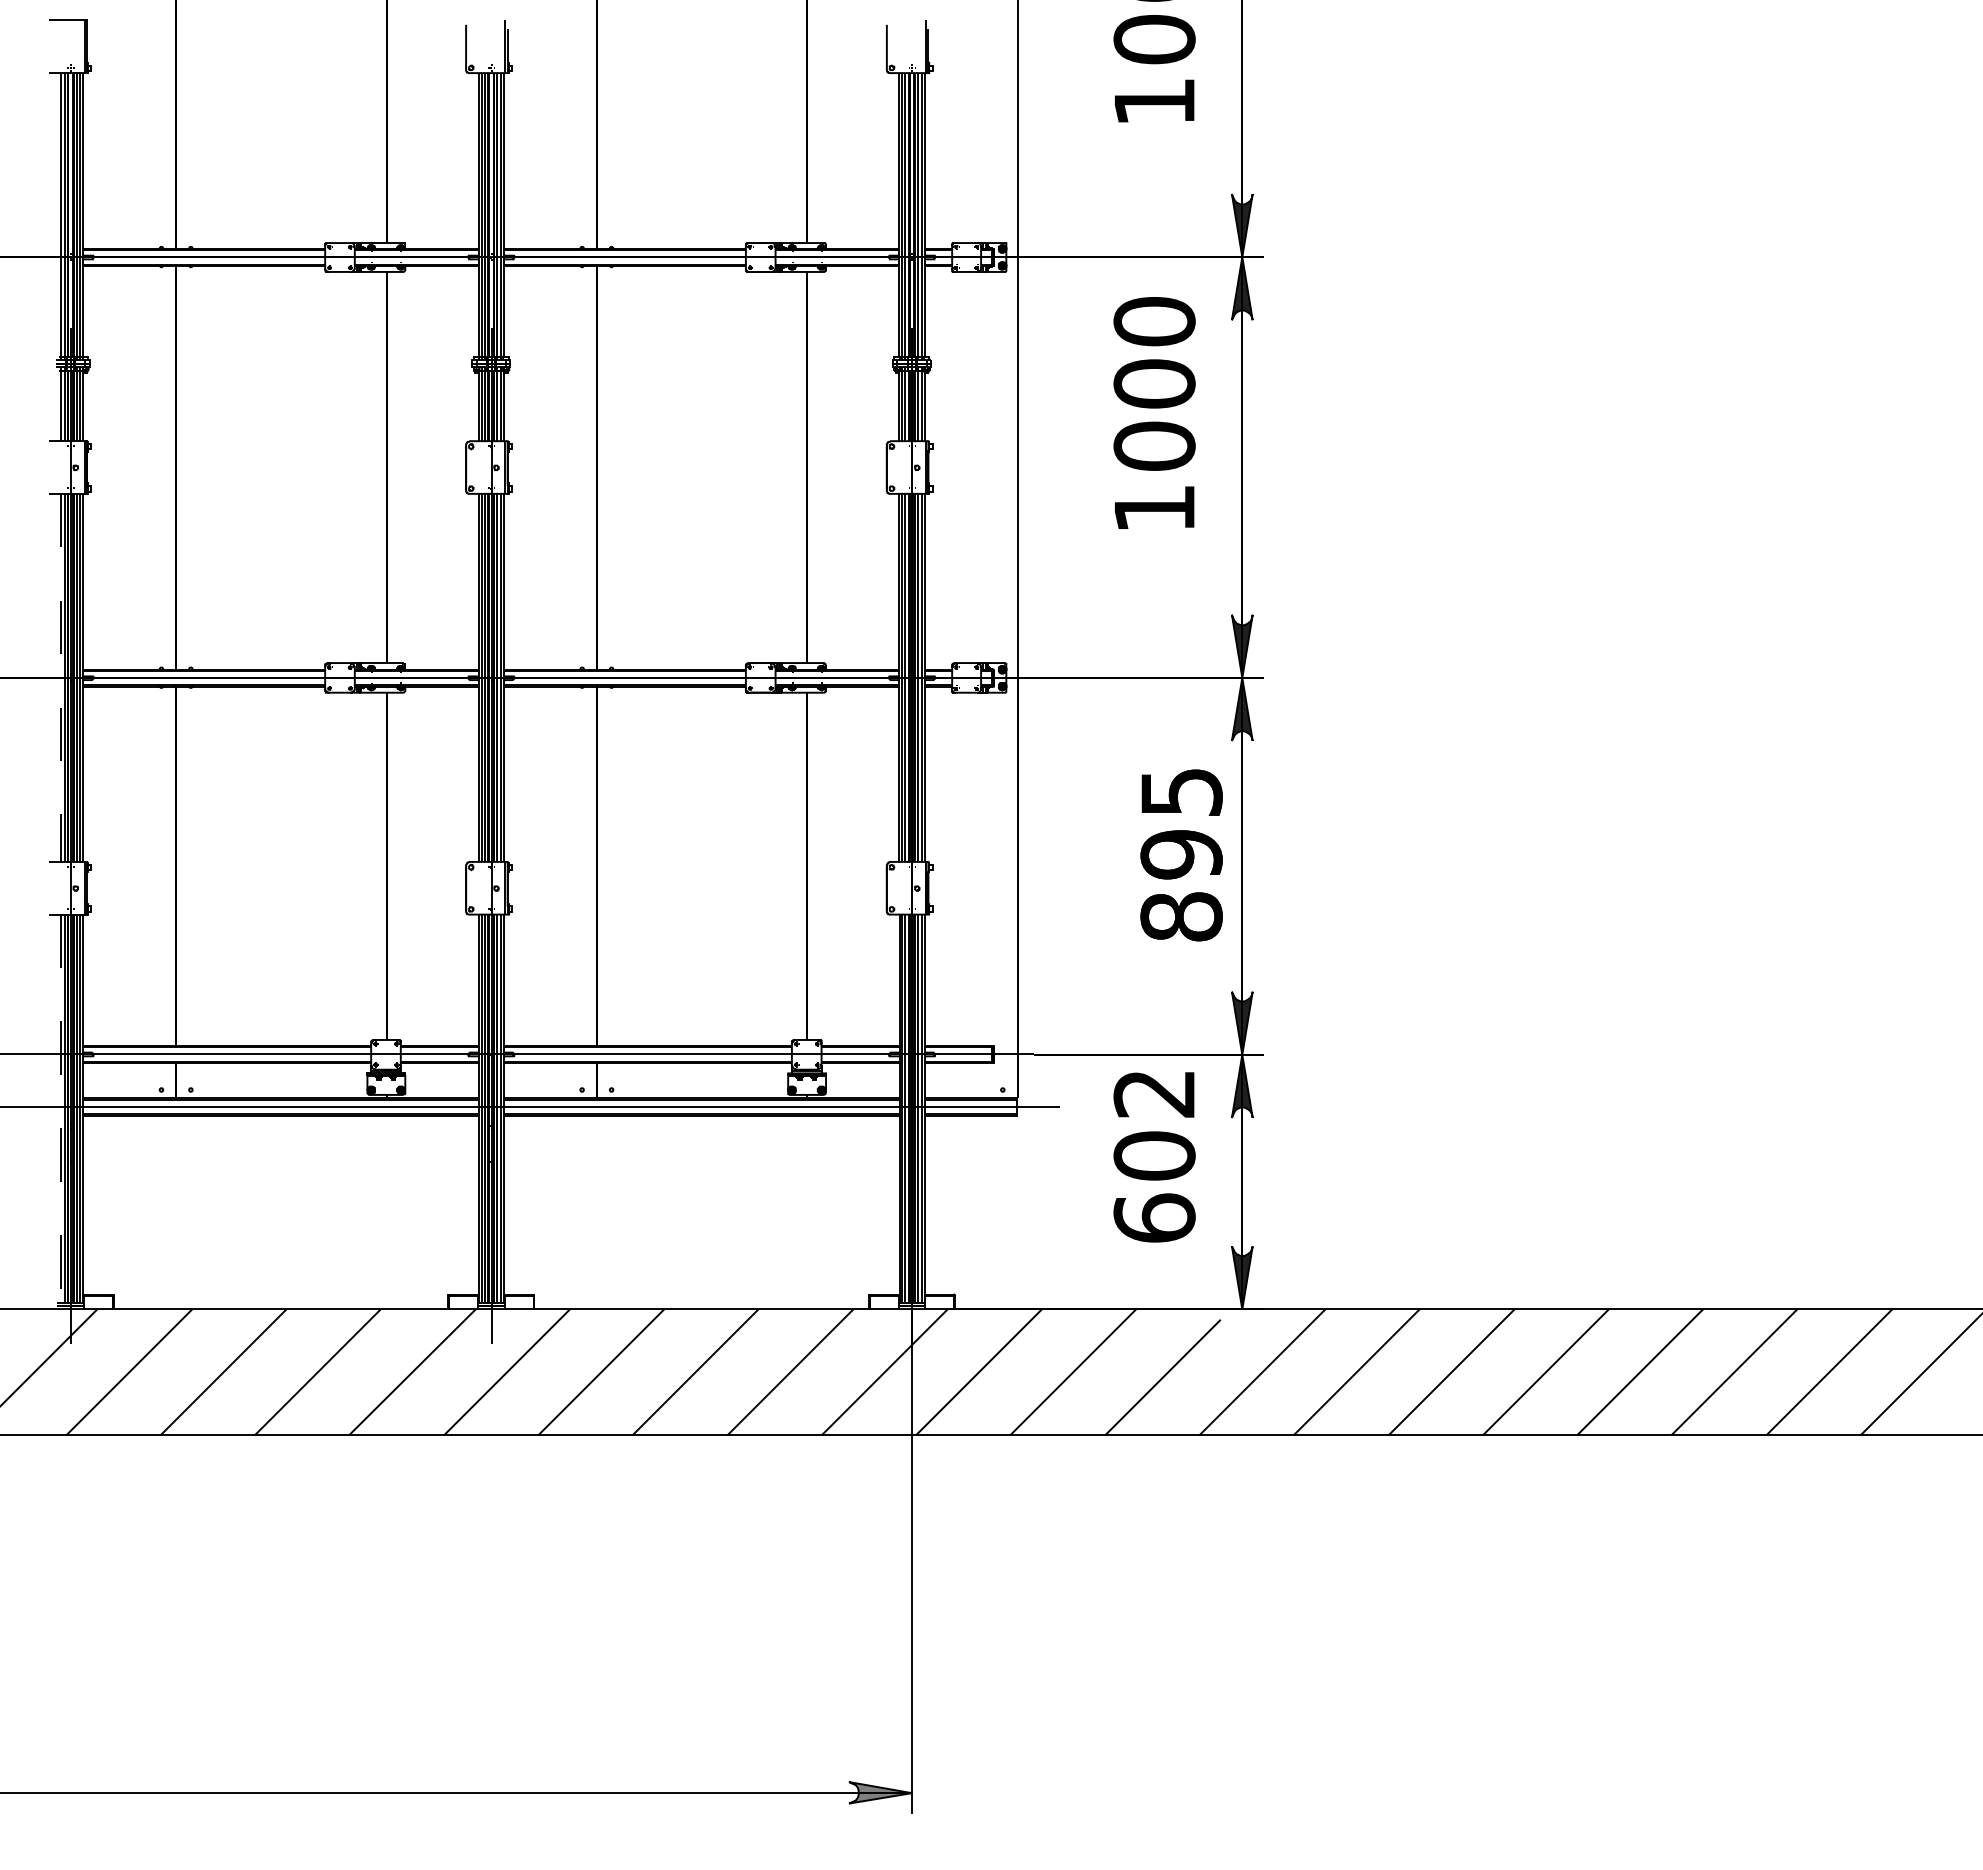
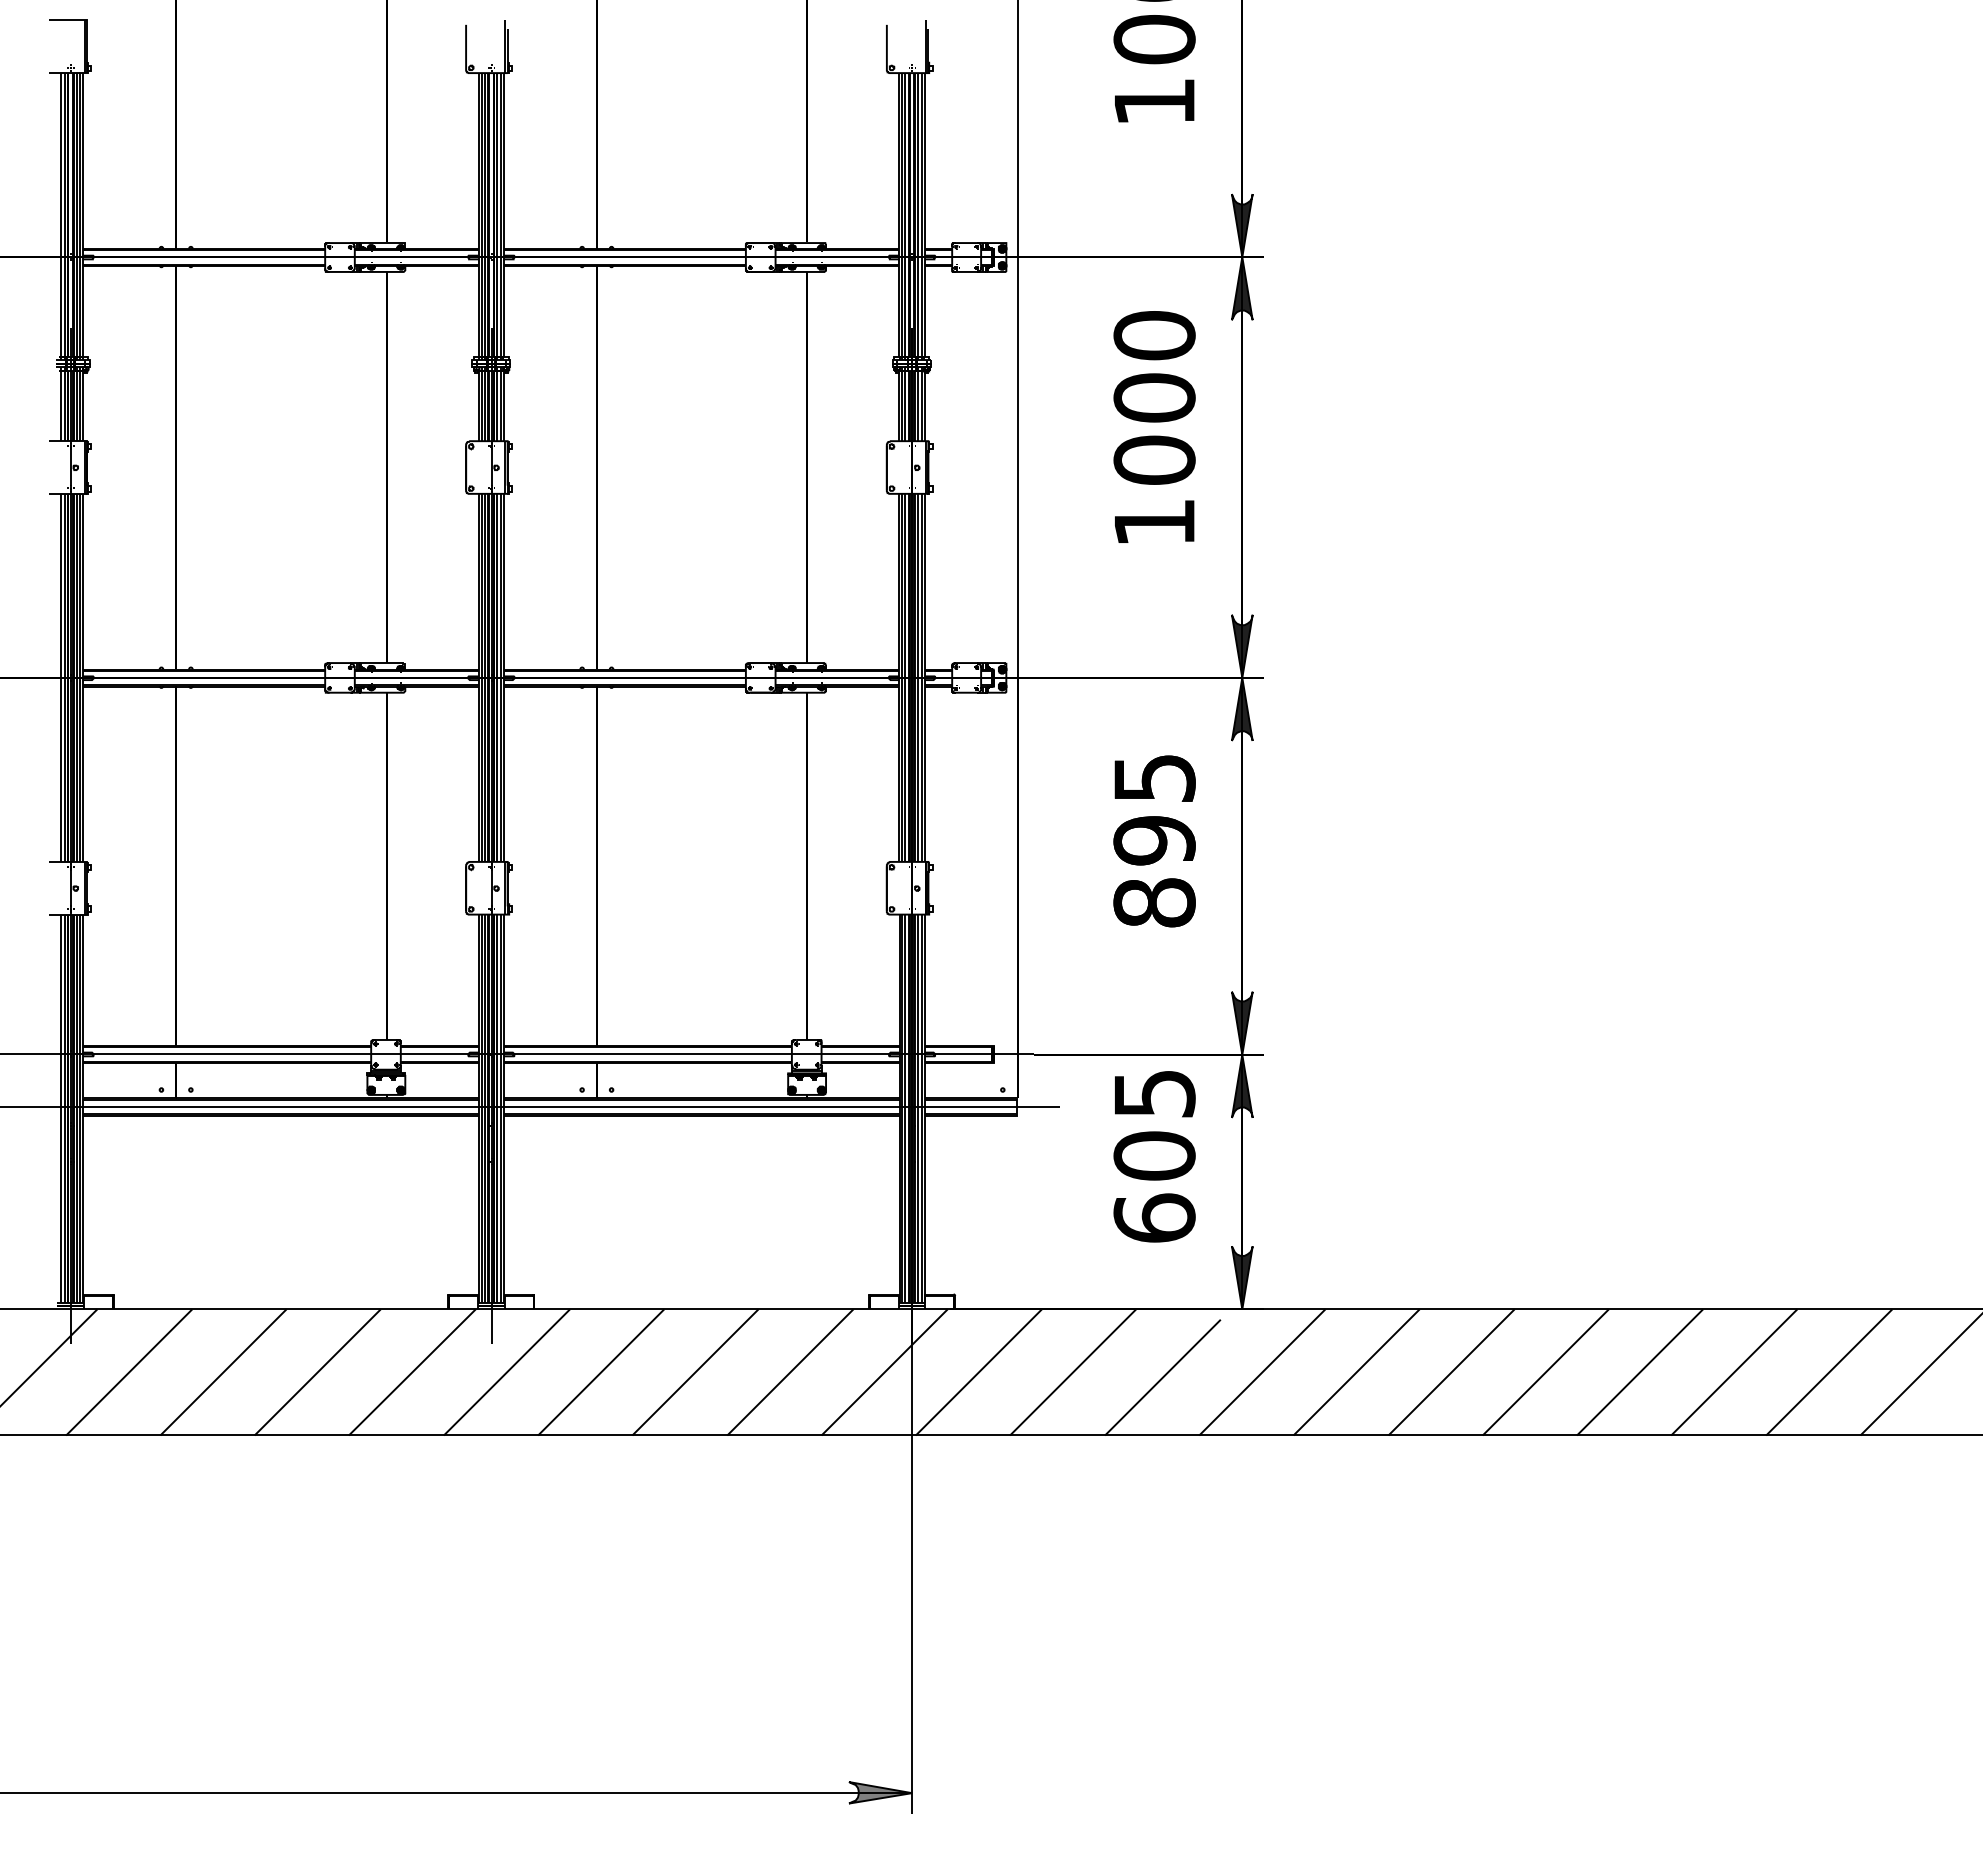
text position: (1154, 412) -> (1154, 426) (1154, 426)
line: dashed -> solid (60, 678)
text position: (1181, 855) -> (1154, 841) (1154, 841)
text: 602 -> 605 (1154, 1094)
line: dashed -> solid (60, 1109)
